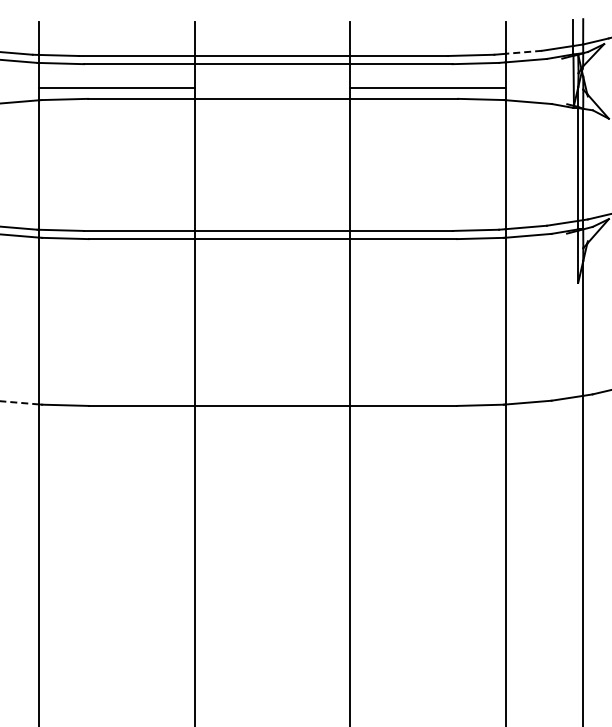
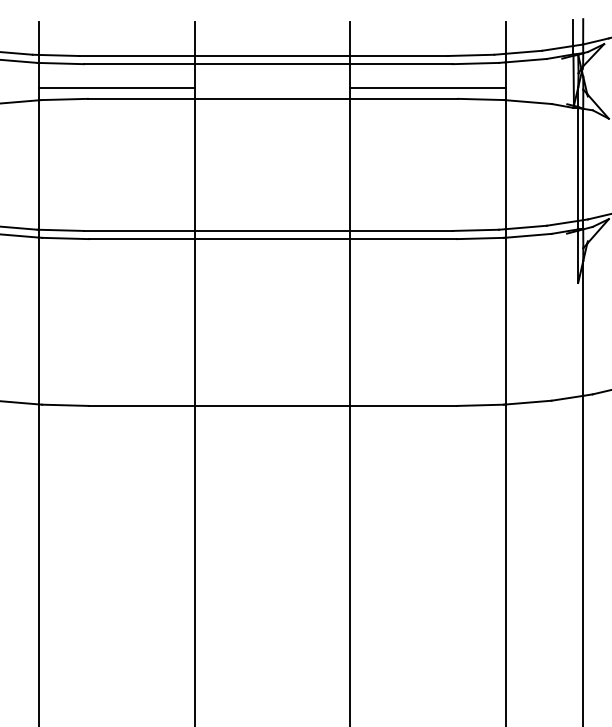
line: dashed -> solid (523, 52)
line: dashed -> solid (19, 402)
